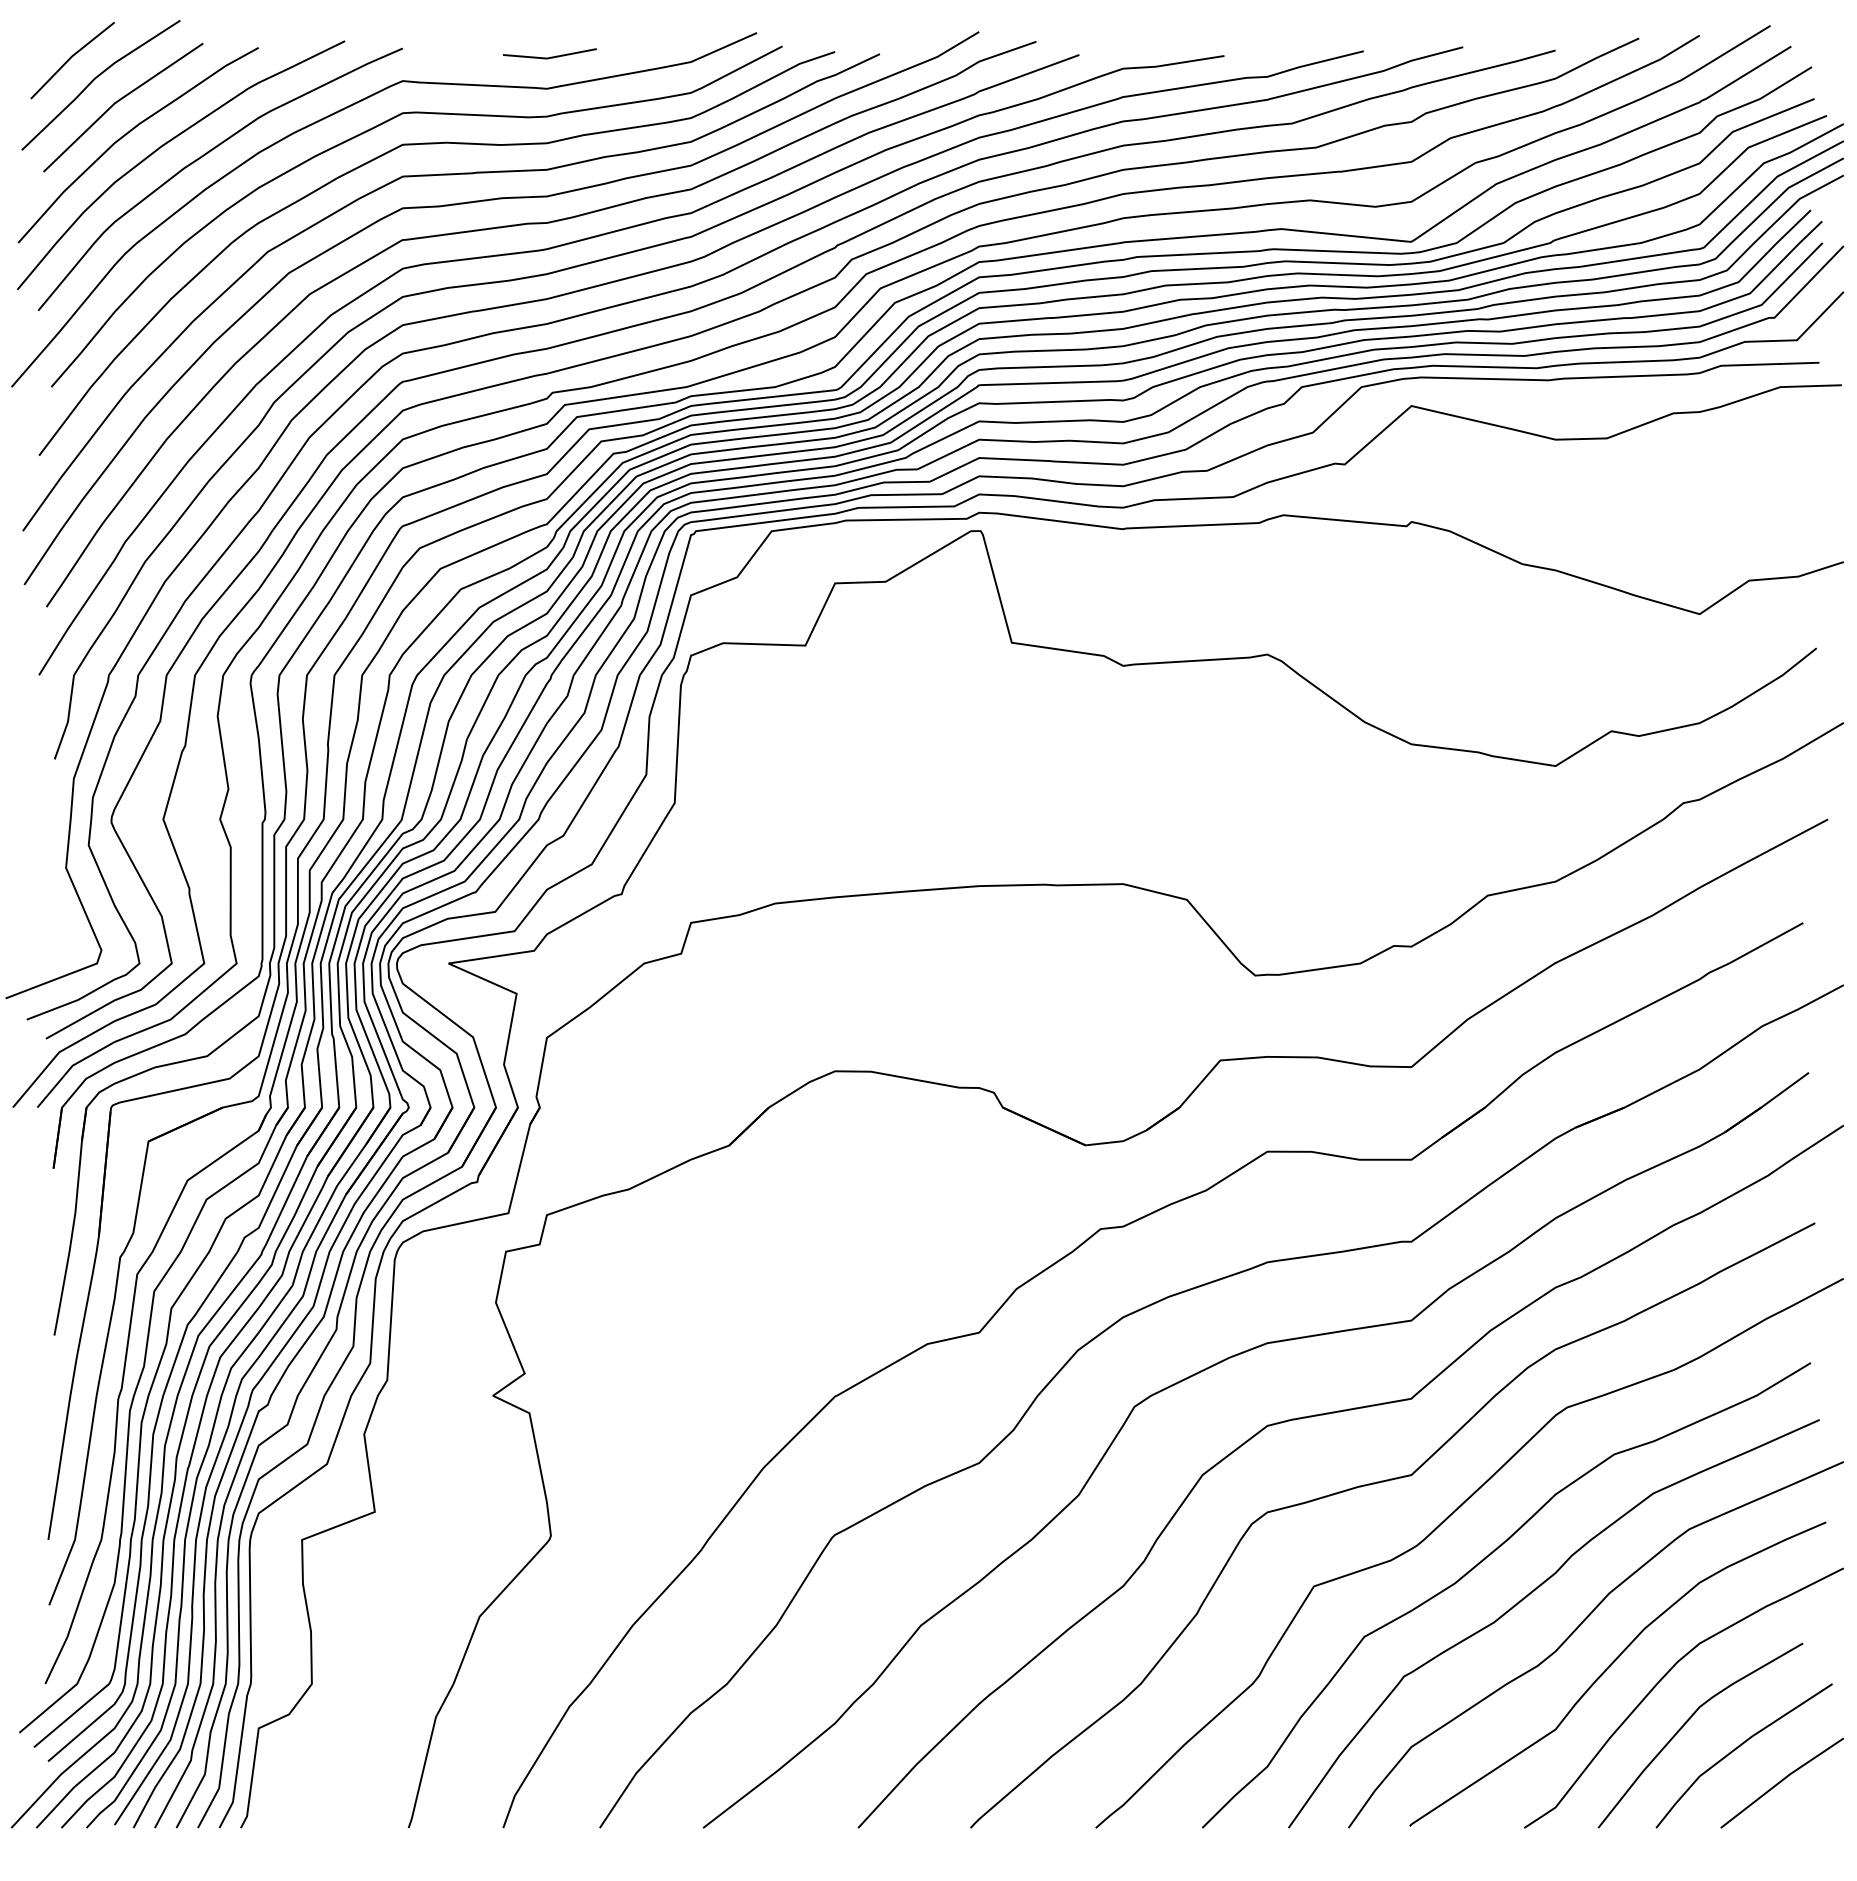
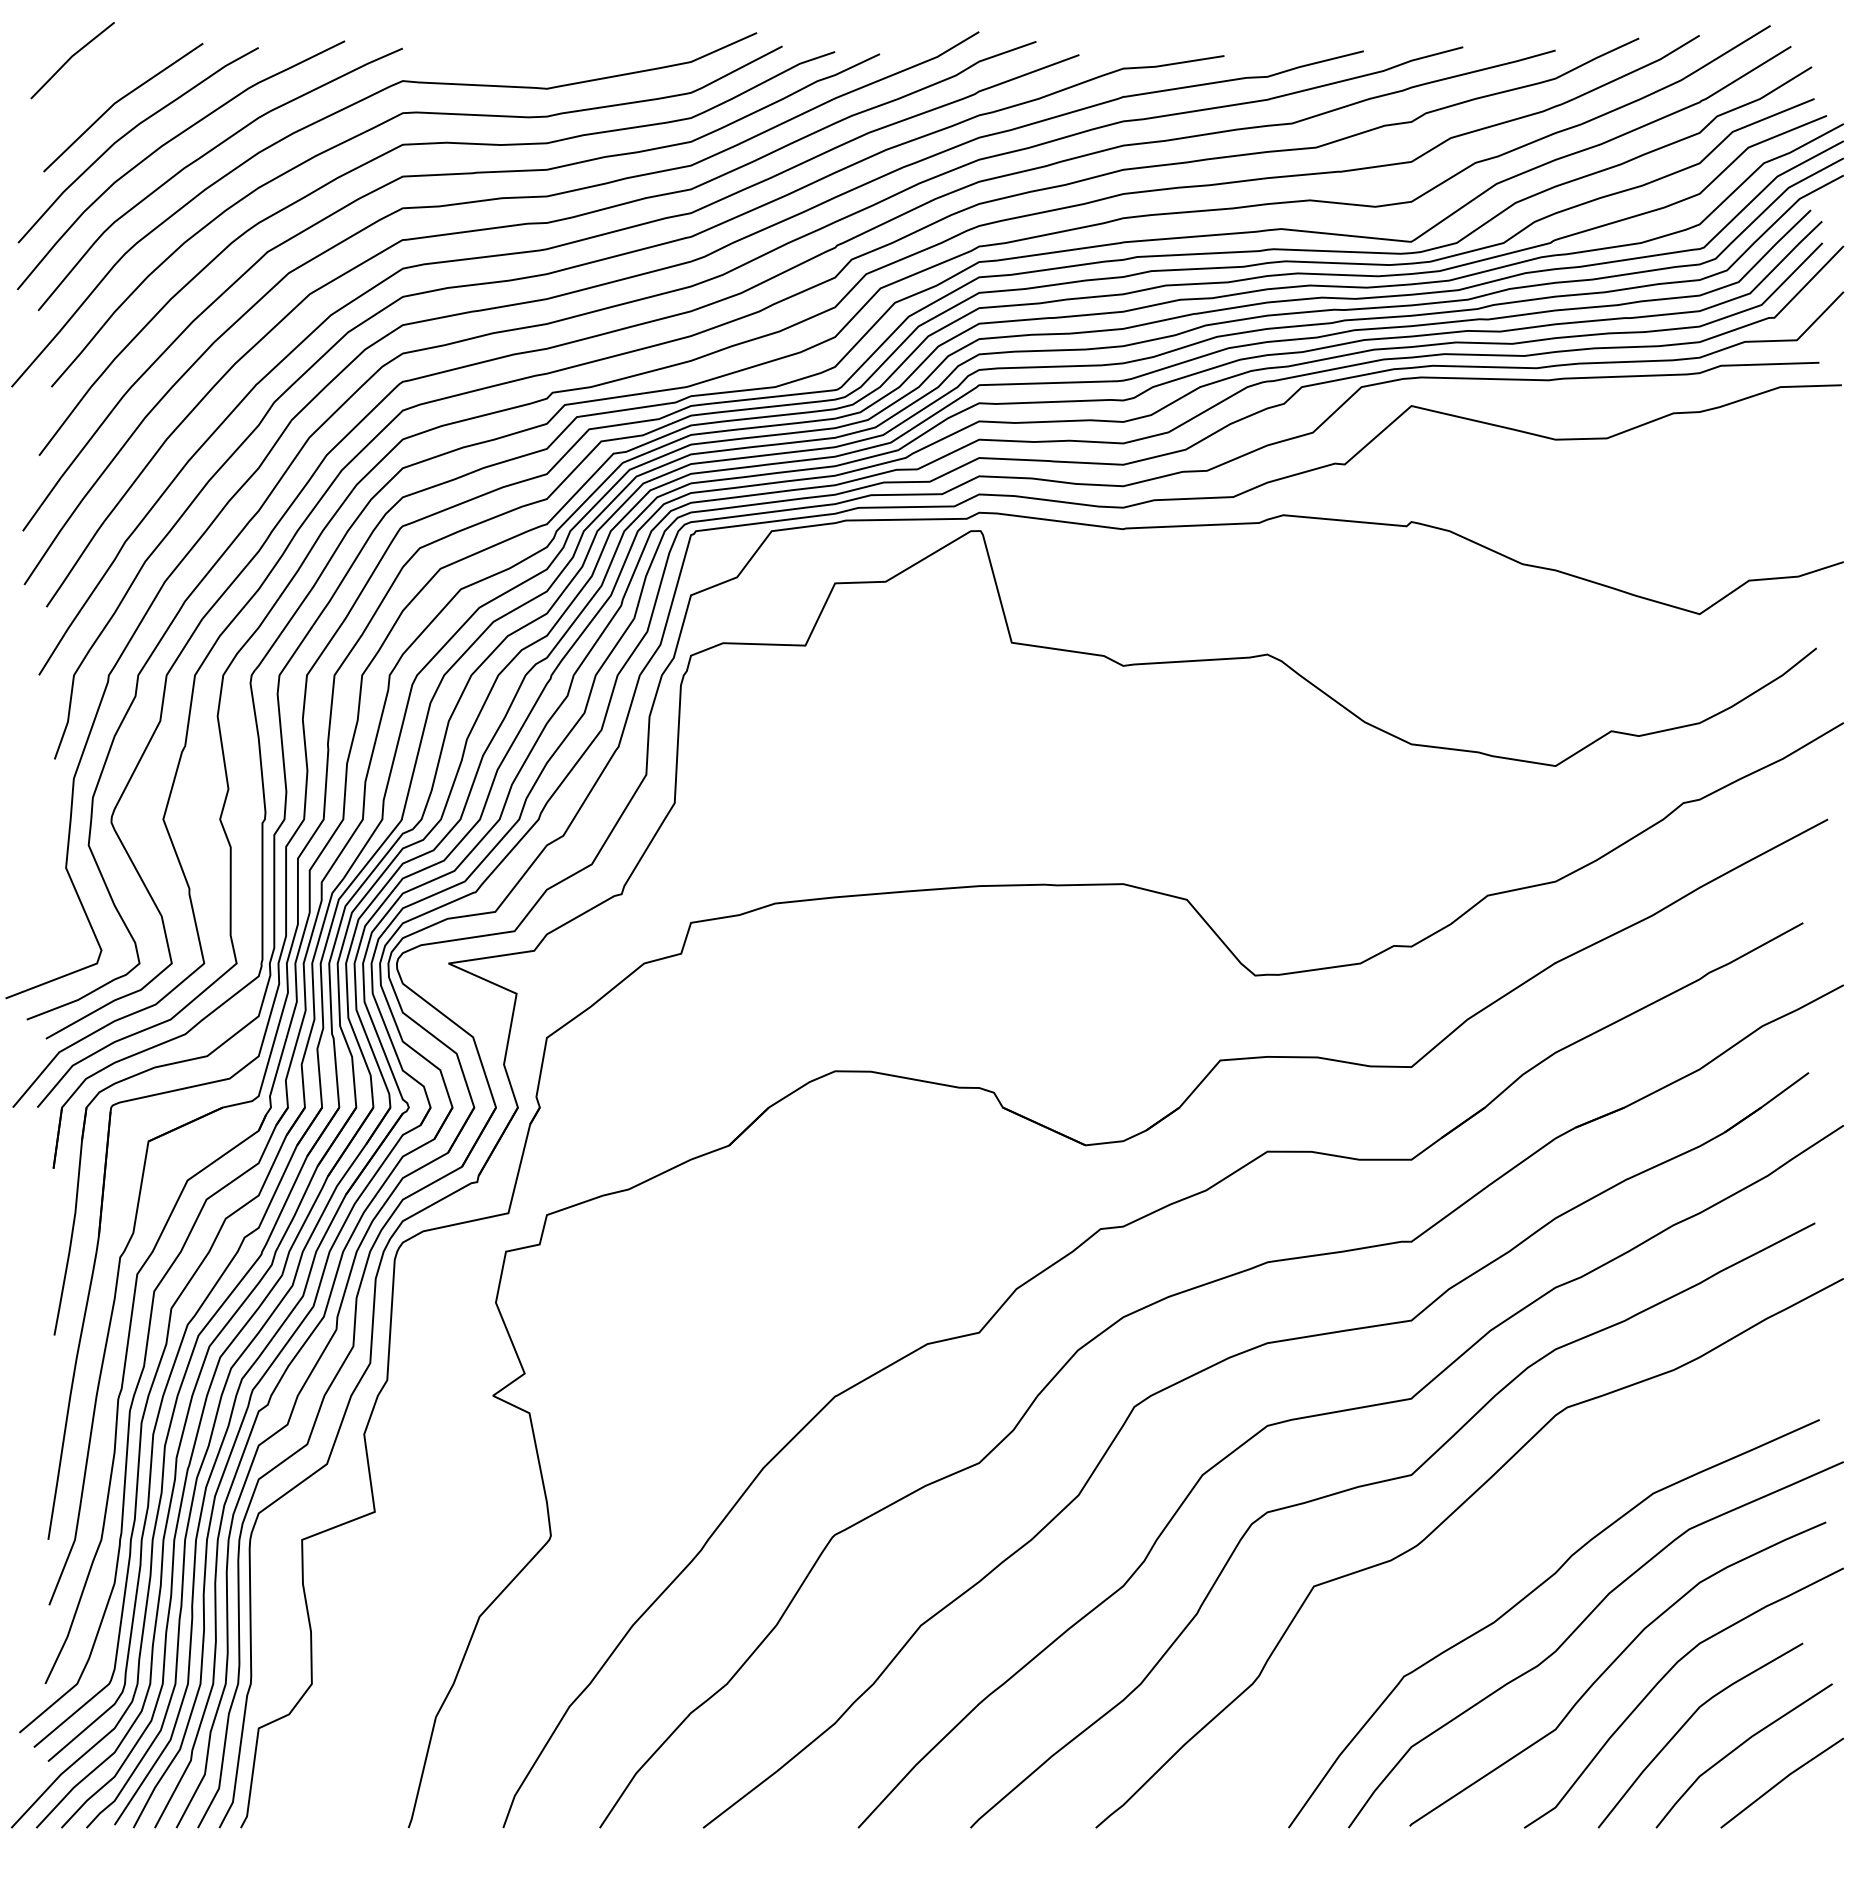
line: present -> none (551, 56)
line: present -> none (95, 79)
curve: present -> none (1478, 1565)
